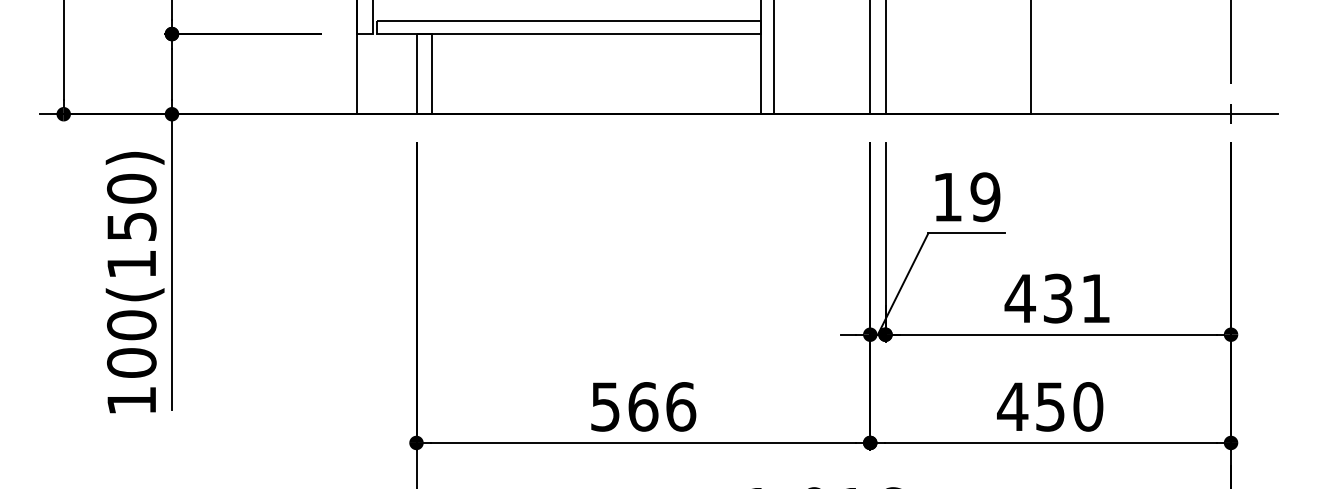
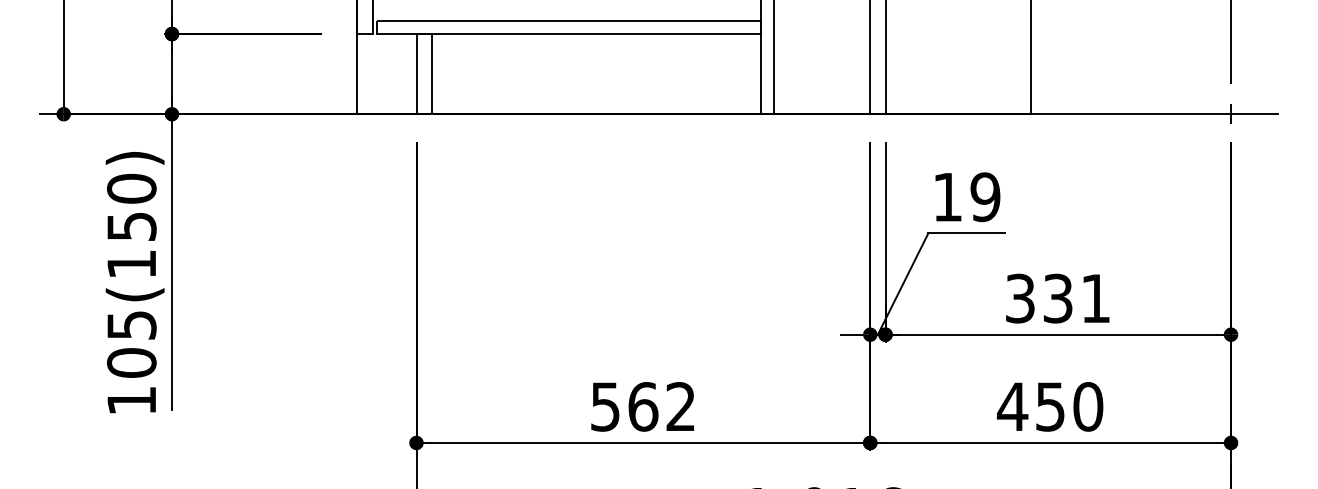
text: 431 -> 331 (1019, 298)
text: 100(150) -> 105(150) (131, 325)
text: 566 -> 562 (681, 406)
